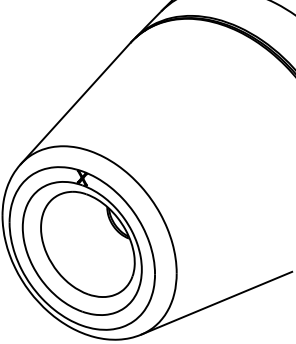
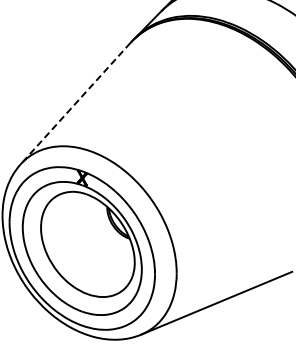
line: solid -> dashed (75, 103)
